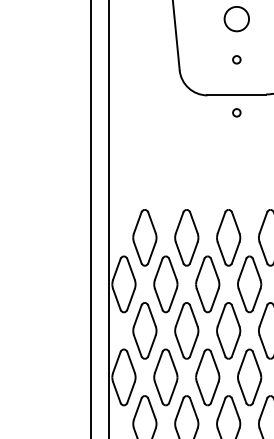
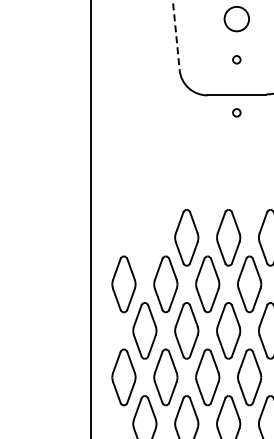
line: solid -> dashed (176, 35)
line: present -> none (109, 218)
part: present -> none (144, 237)
